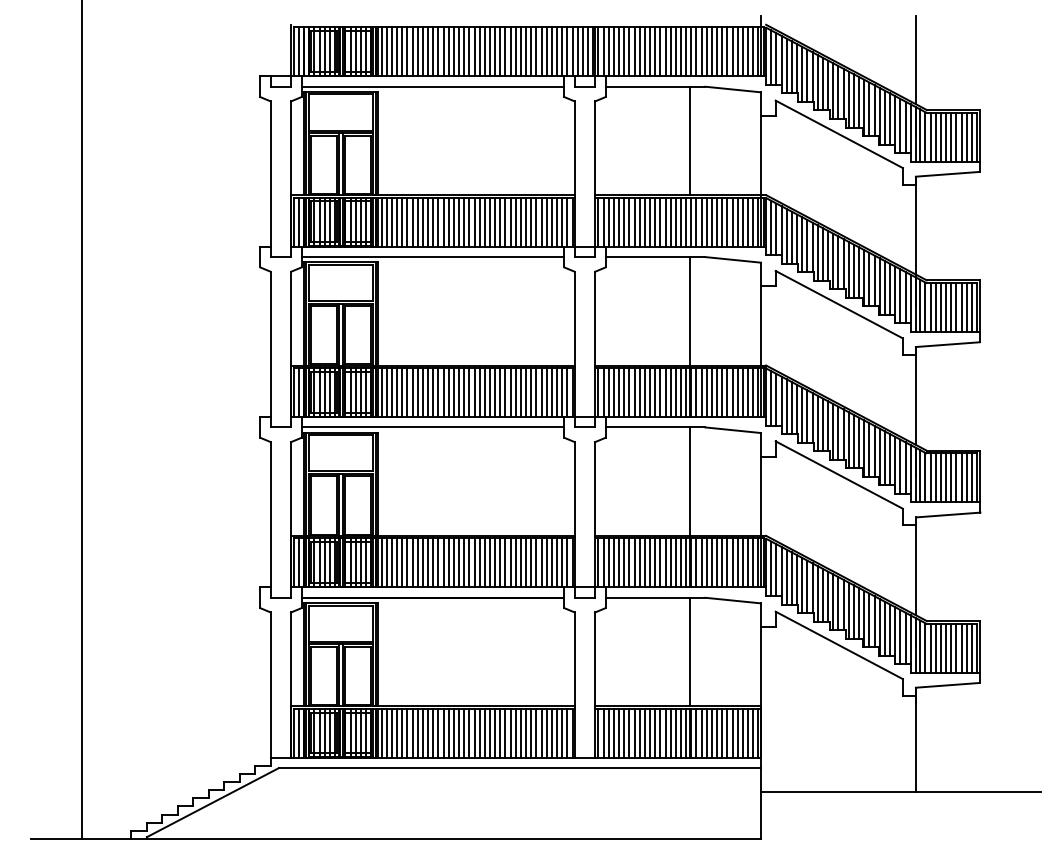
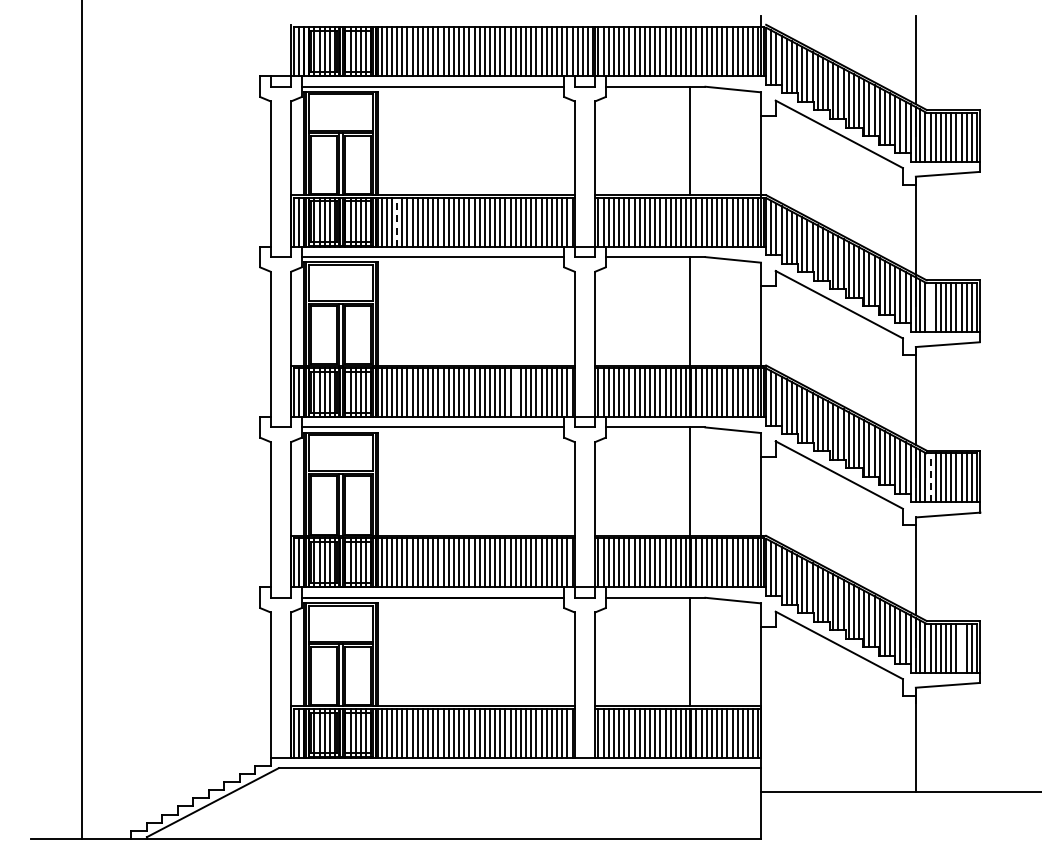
line: solid -> dashed (397, 222)
line: present -> none (930, 306)
line: present -> none (515, 392)
line: solid -> dashed (930, 477)
line: present -> none (961, 647)
